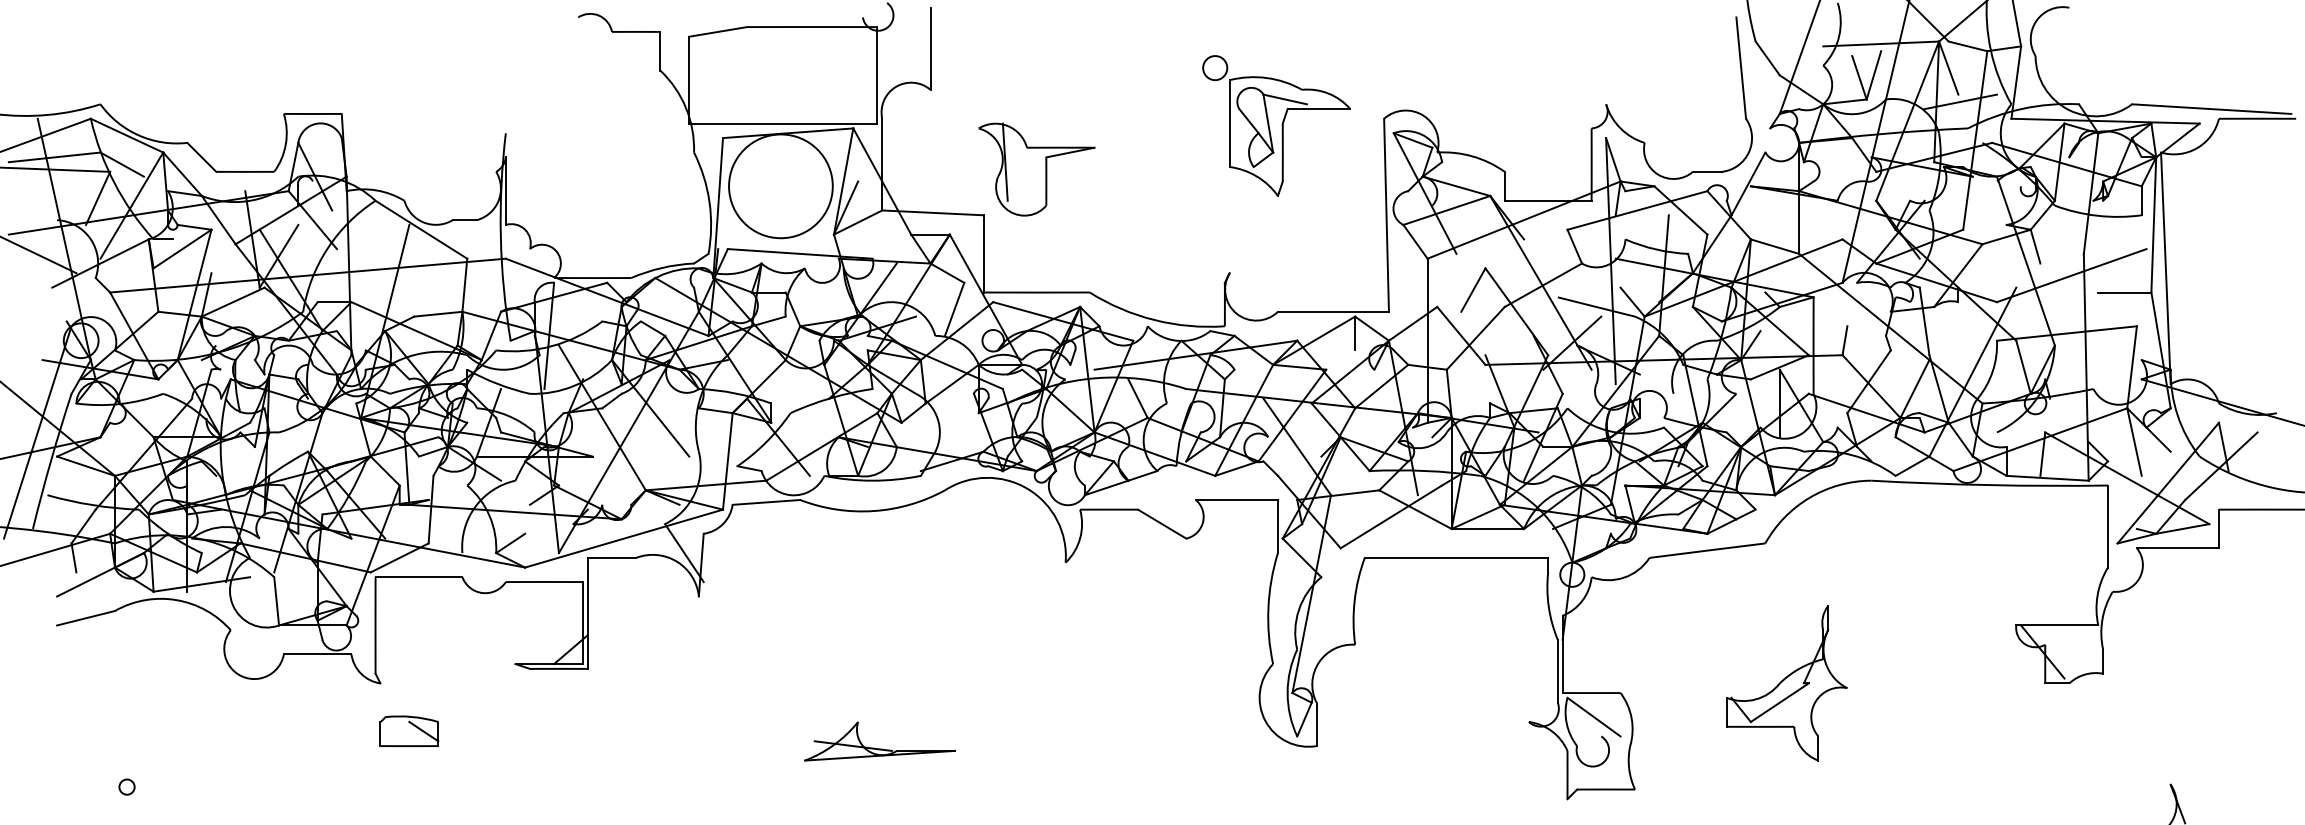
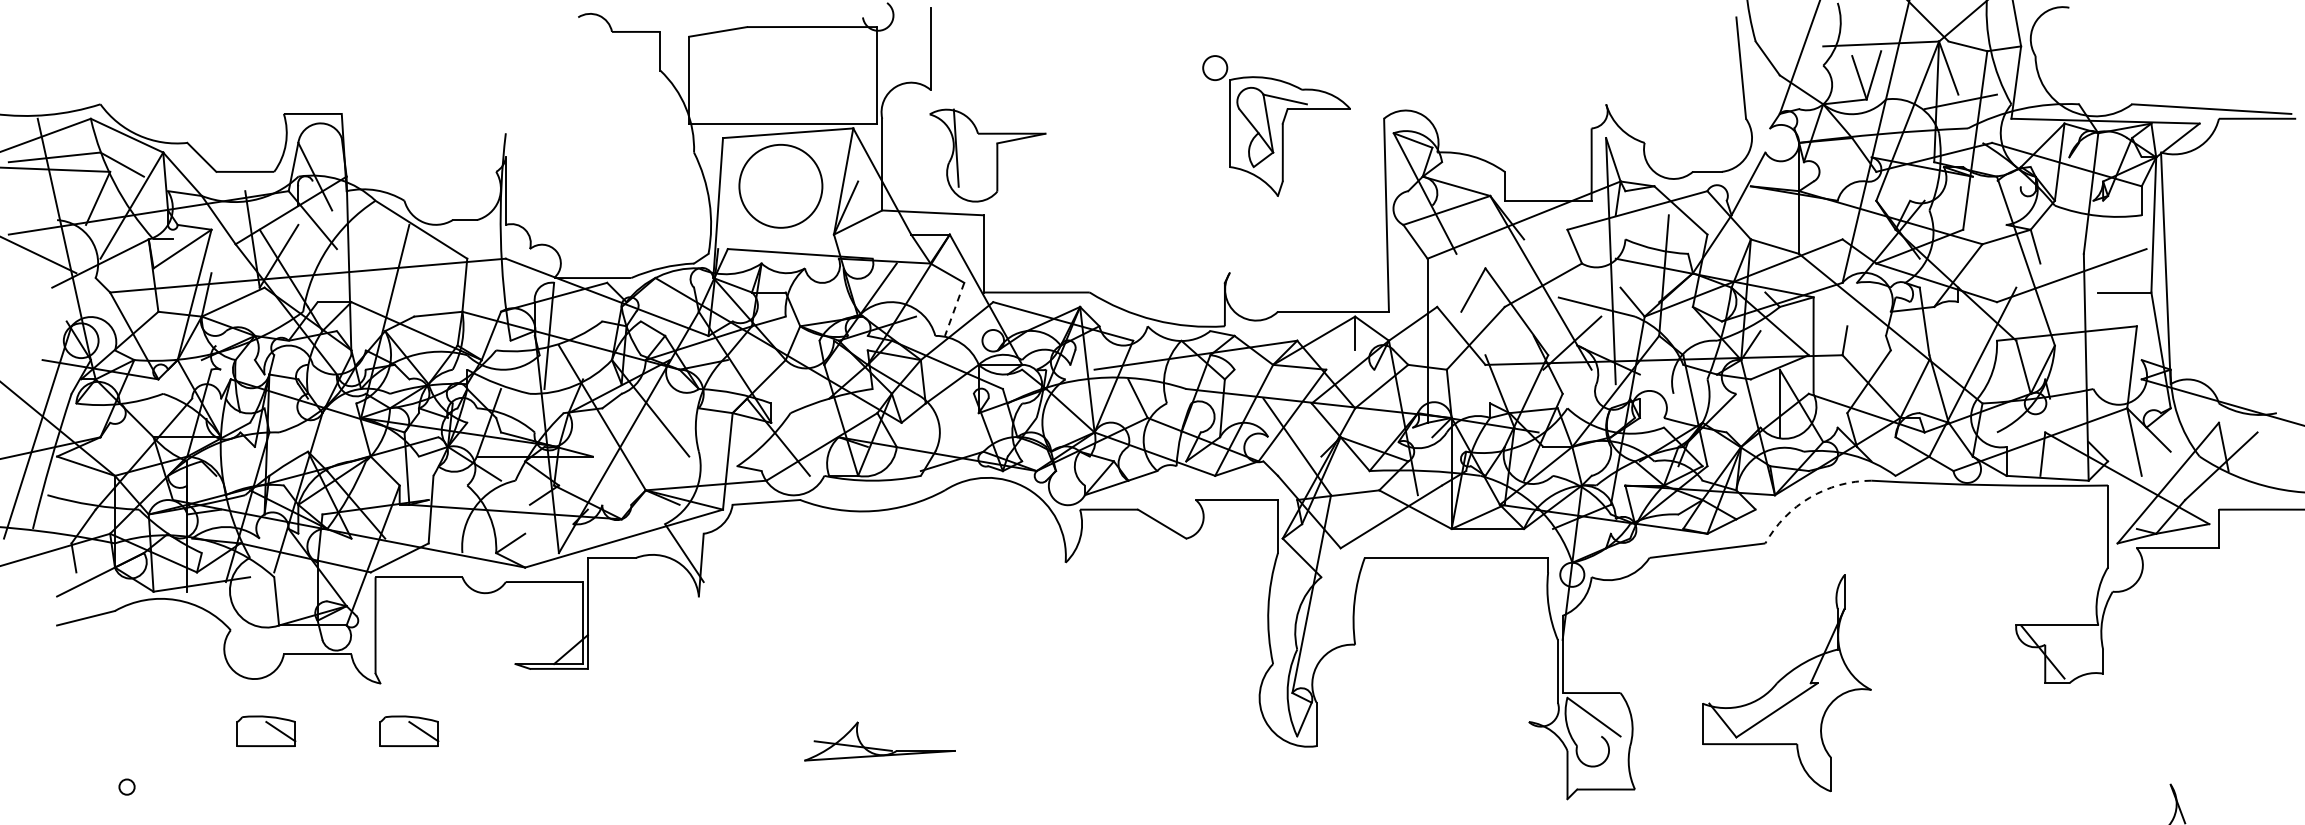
part position: (1036, 169) -> (987, 155) (987, 155)
circle diameter: 104 px -> 83 px (780, 185)
line: solid -> dashed (954, 309)
arc: solid -> dashed (1809, 497)
part size: 122x157 px -> 170x219 px (1786, 683)
part: none -> present (266, 730)
